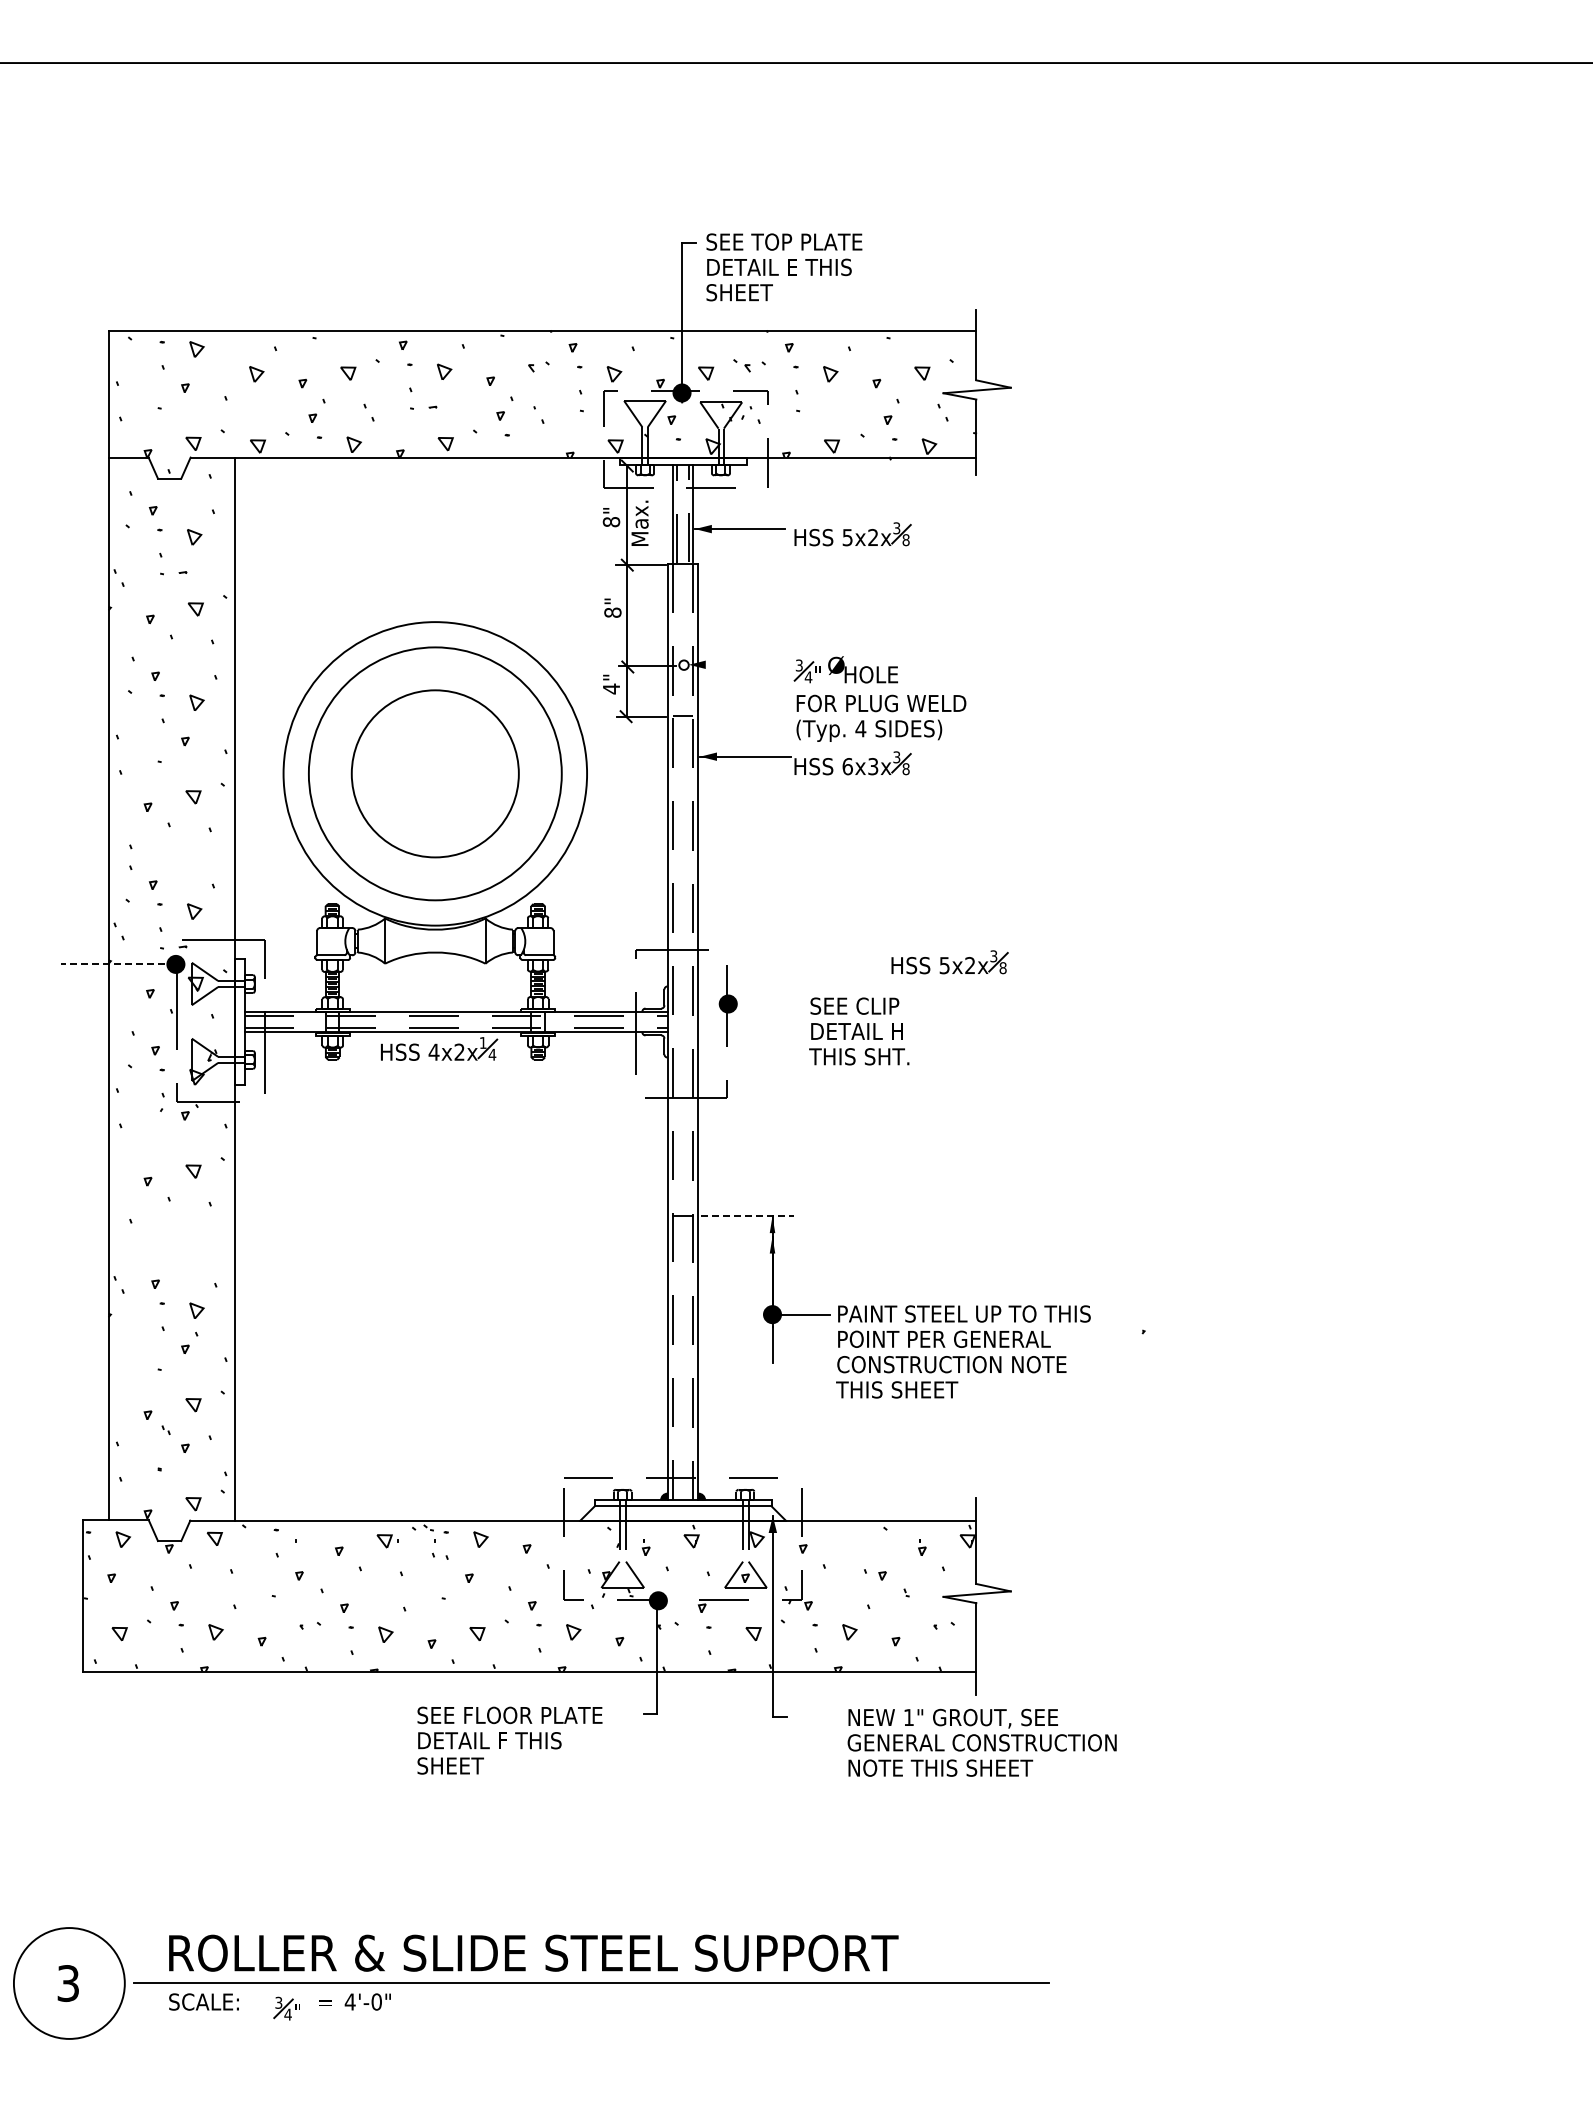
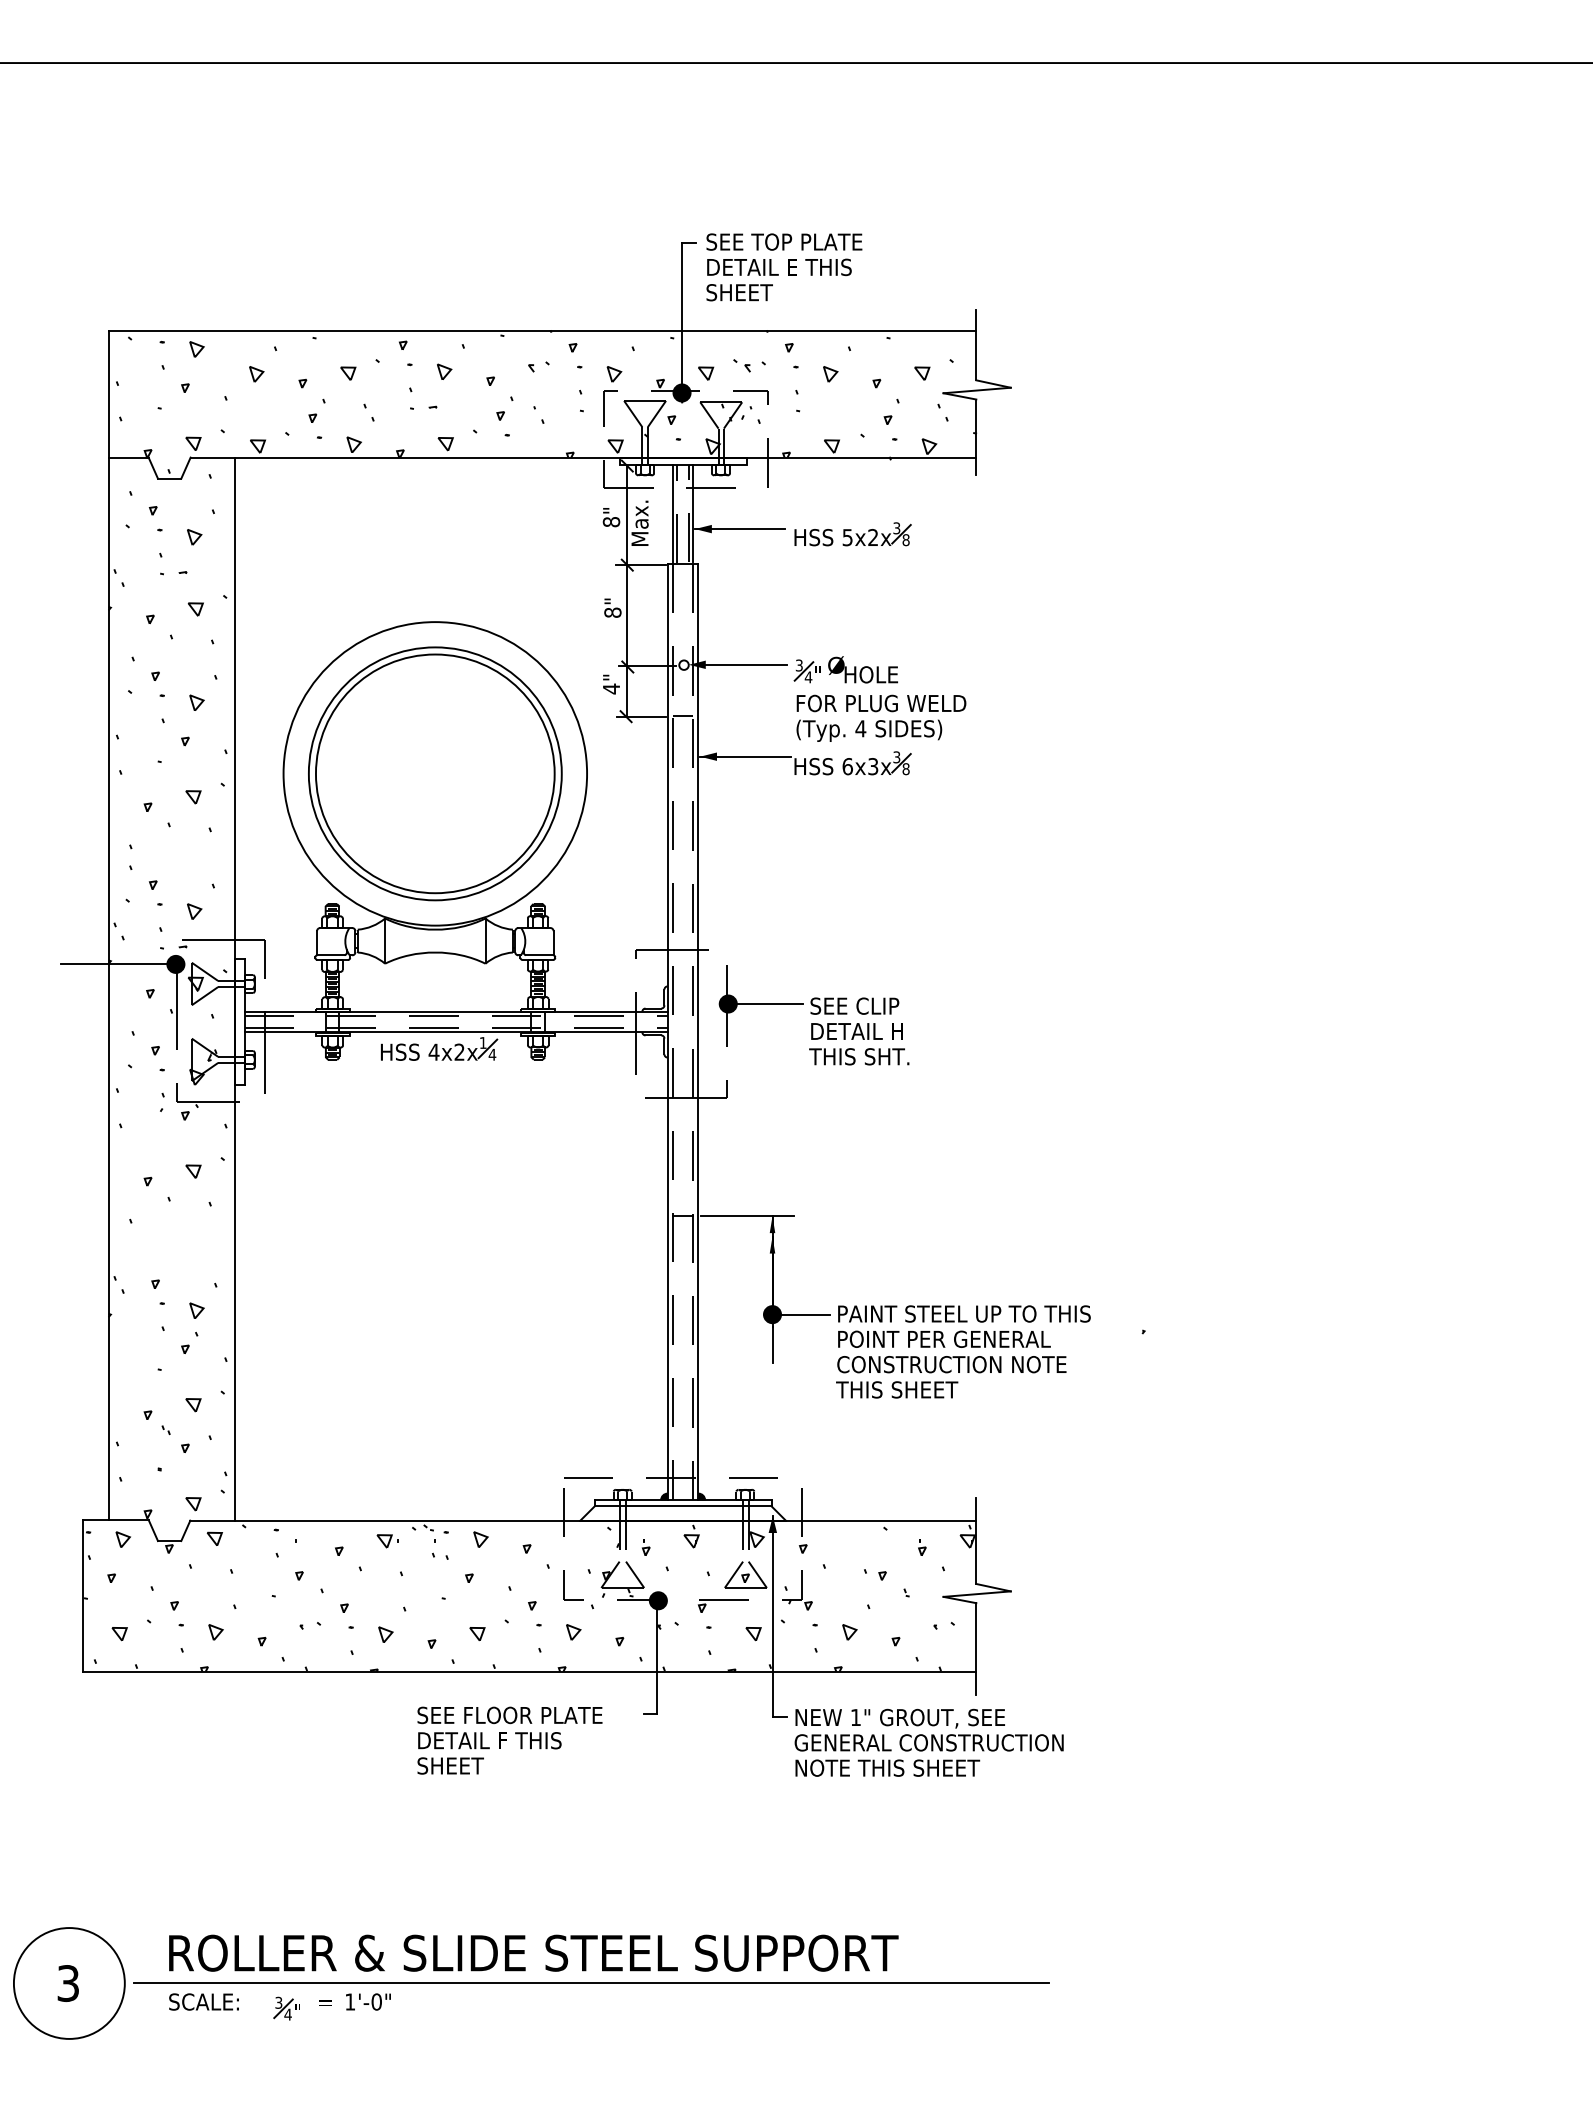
line: none -> present (740, 664)
circle diameter: 167 px -> 239 px (434, 773)
part: present -> none (949, 962)
line: dashed -> solid (118, 964)
line: none -> present (765, 1004)
line: dashed -> solid (747, 1216)
text position: (981, 1742) -> (928, 1742) (928, 1742)
text: 4'-0" -> 1'-0" (349, 2001)
